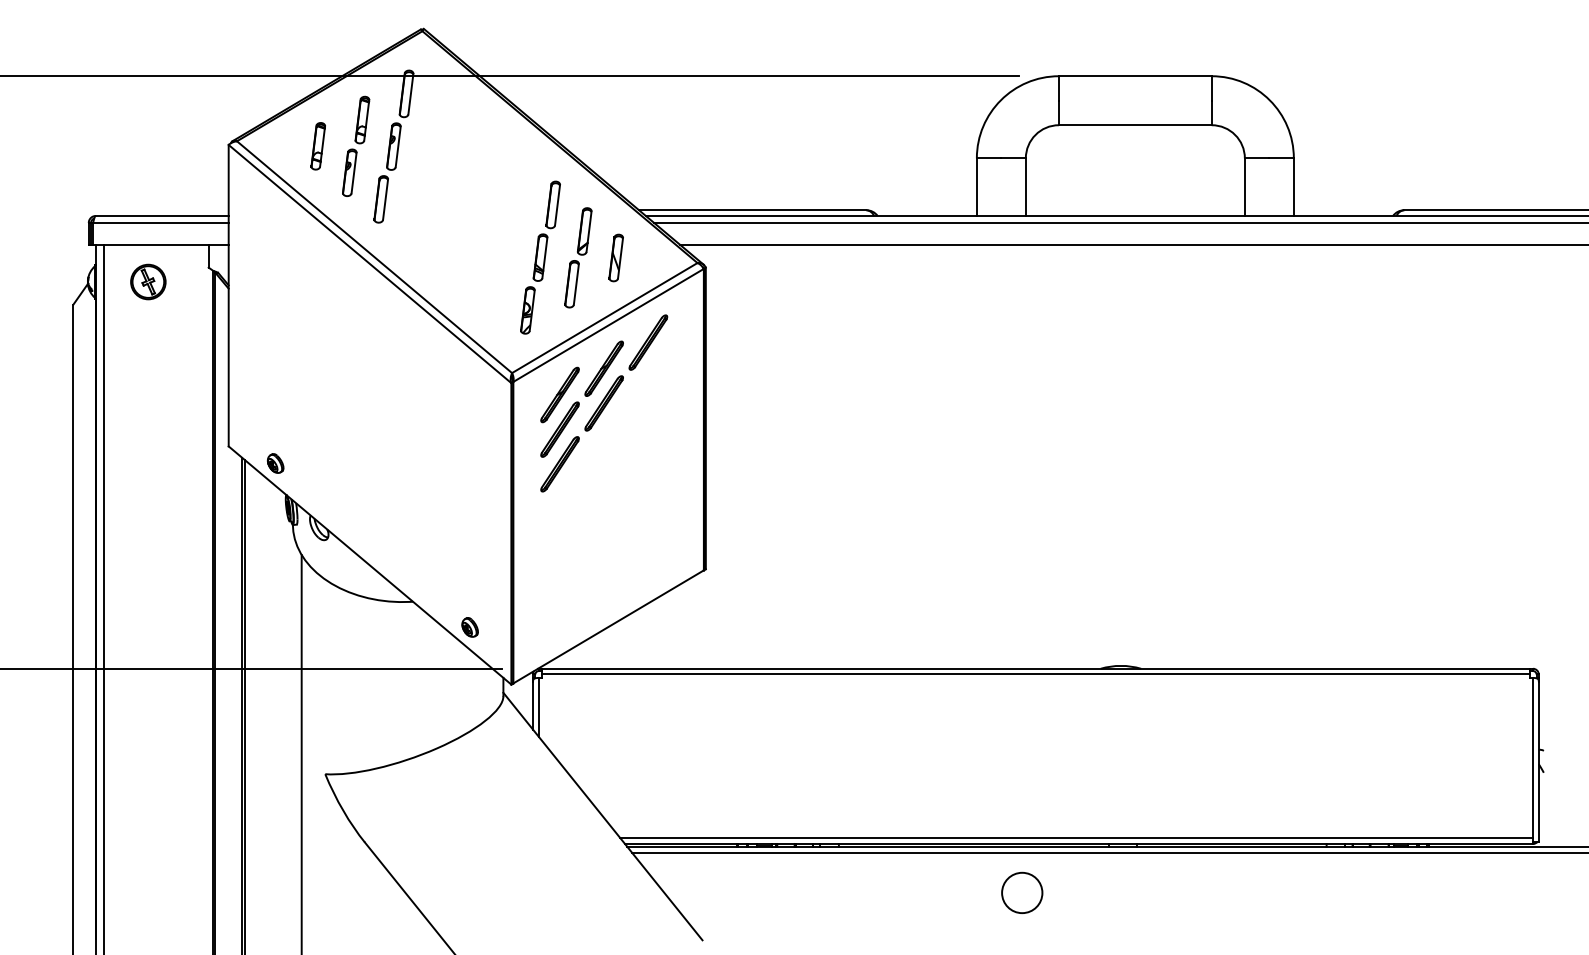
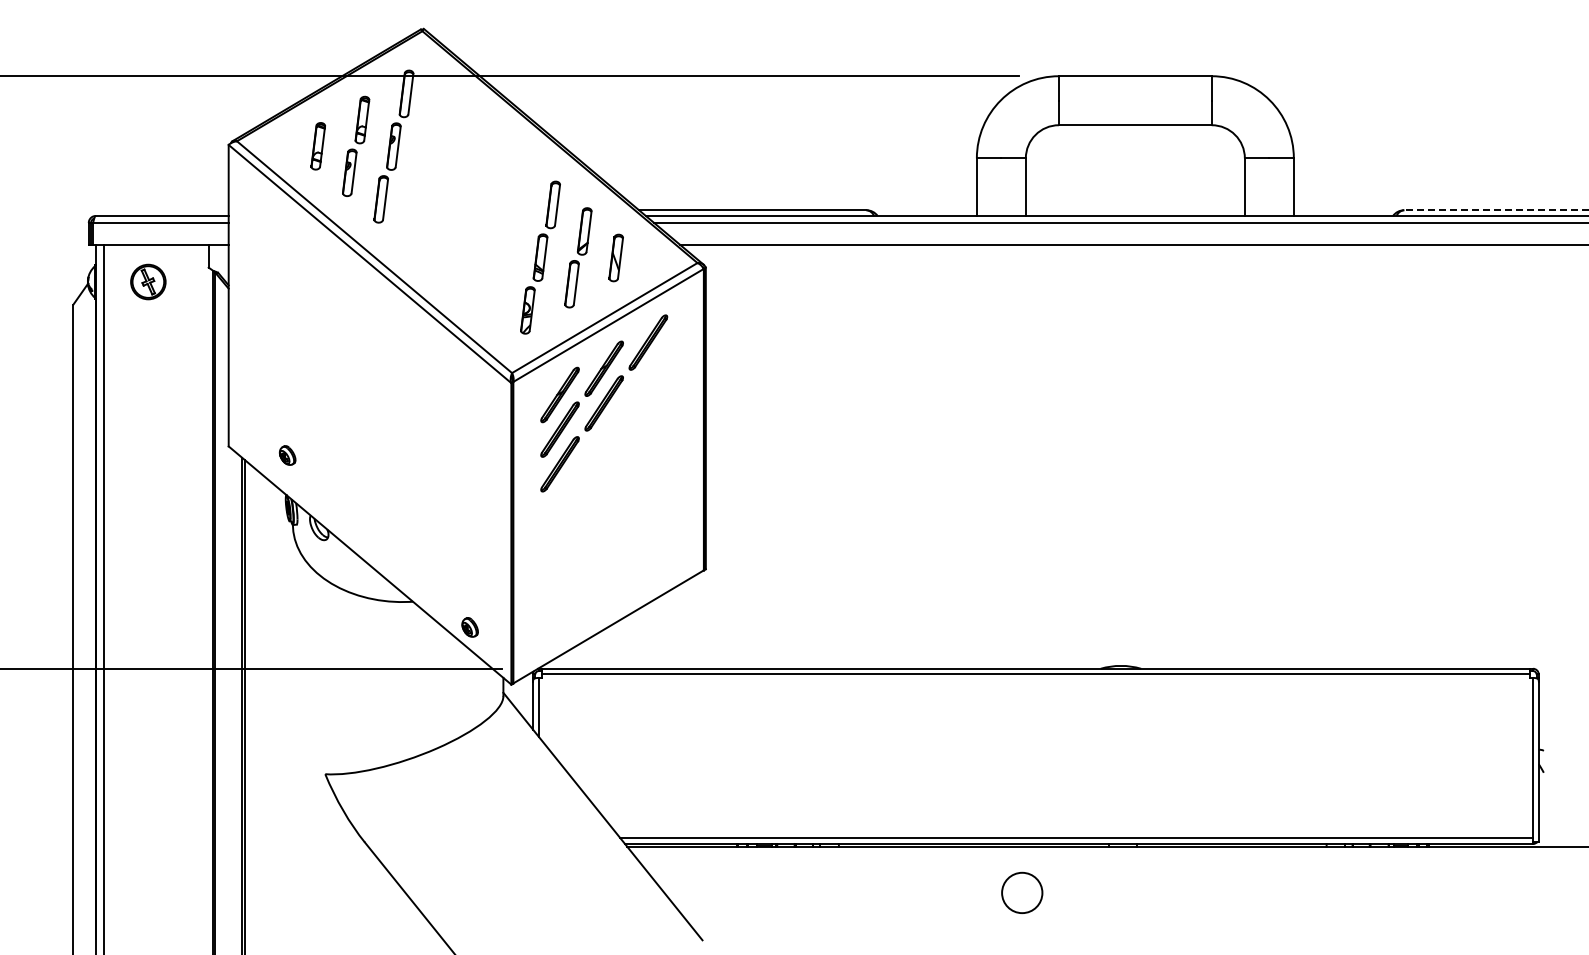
line: solid -> dashed (1496, 210)
part position: (275, 463) -> (287, 455) (287, 455)
line: present -> none (301, 752)
line: present -> none (1108, 852)
